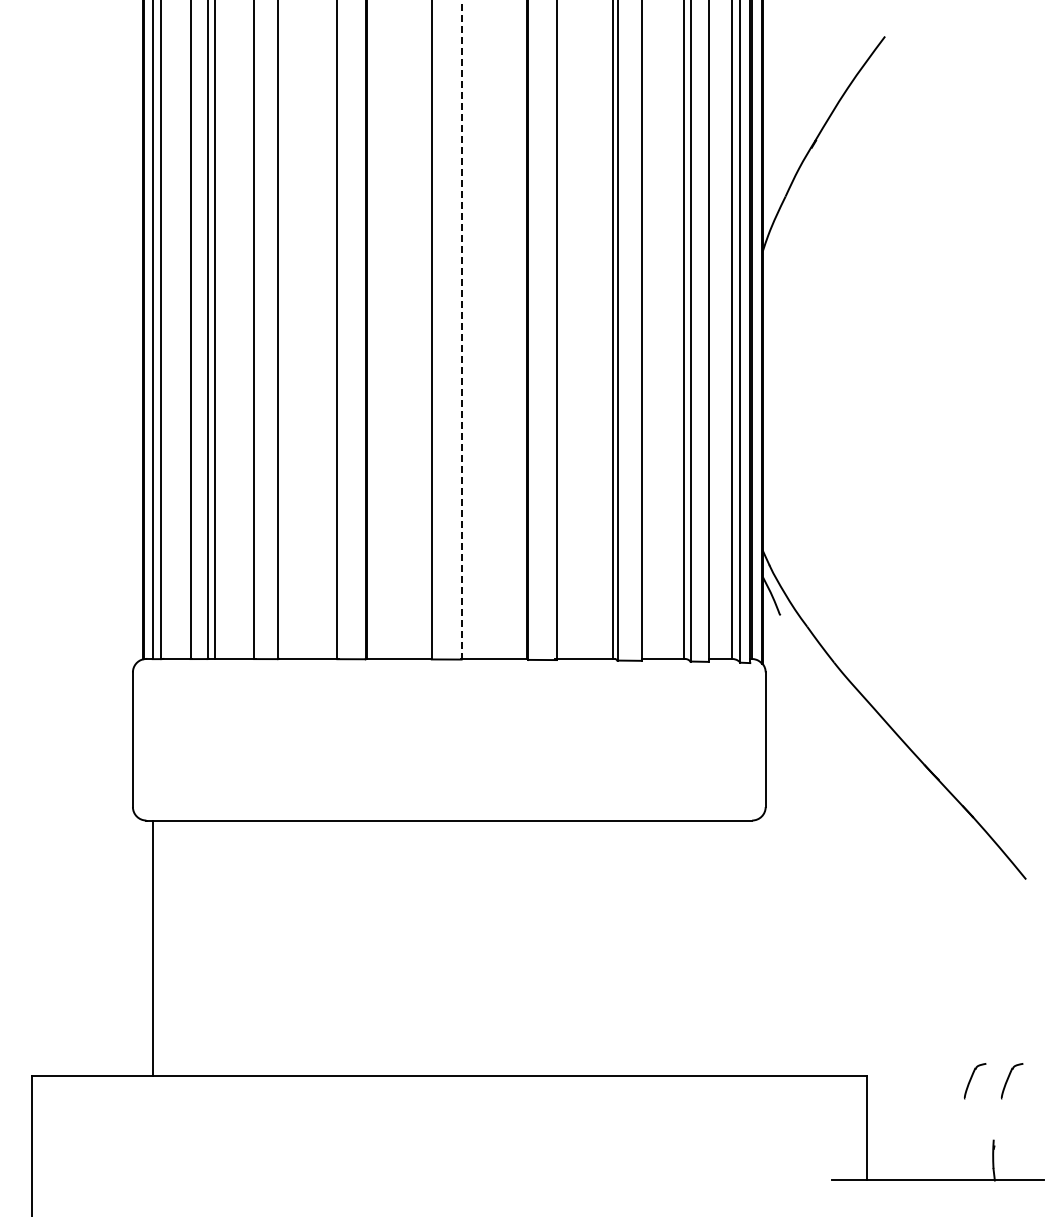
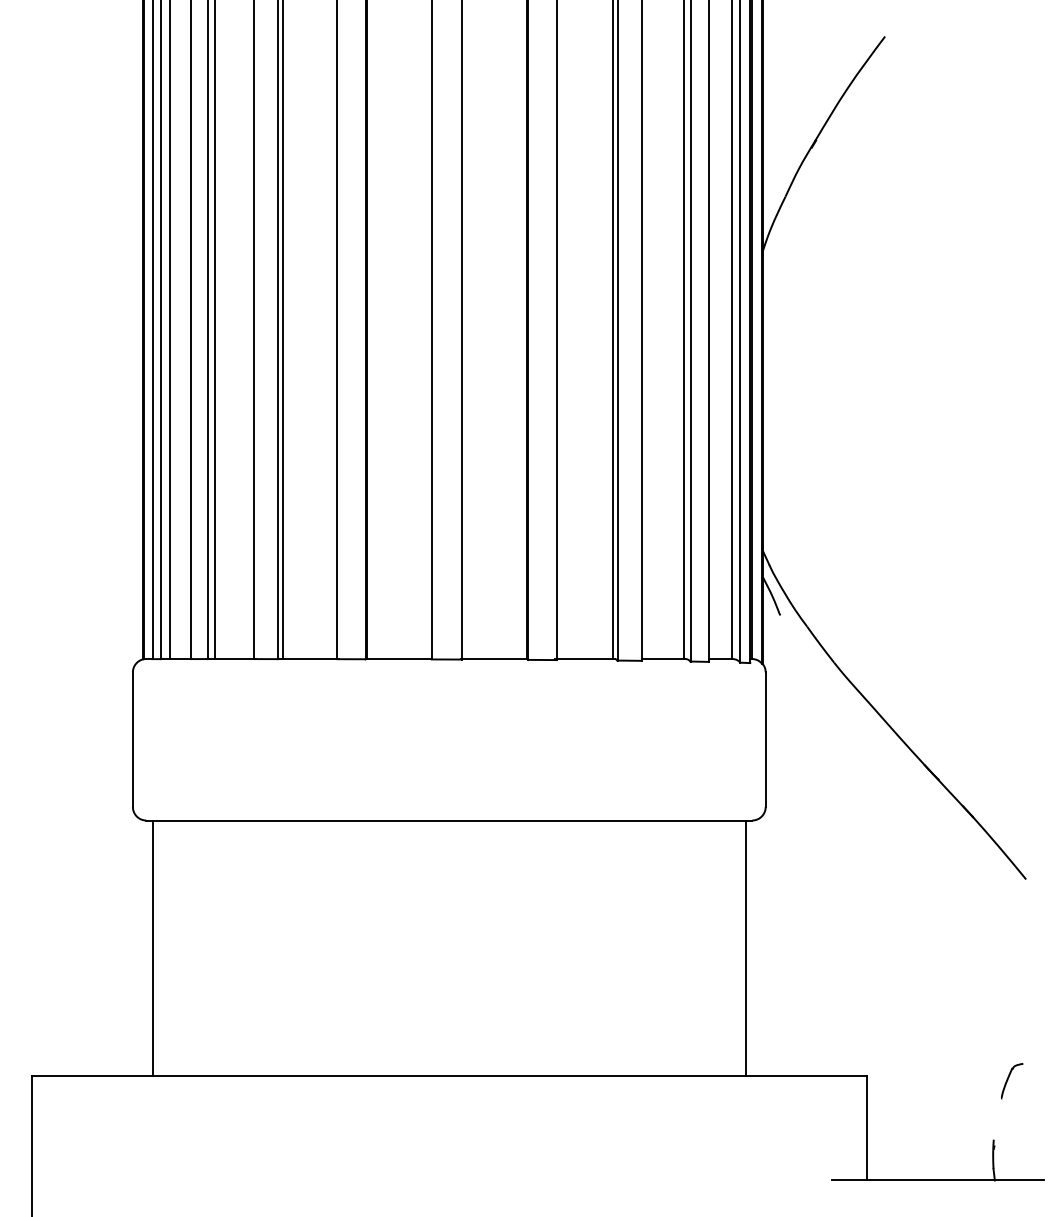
line: dashed -> solid (461, 329)
line: none -> present (170, 330)
line: none -> present (282, 330)
line: none -> present (745, 948)
part: present -> none (974, 1081)
